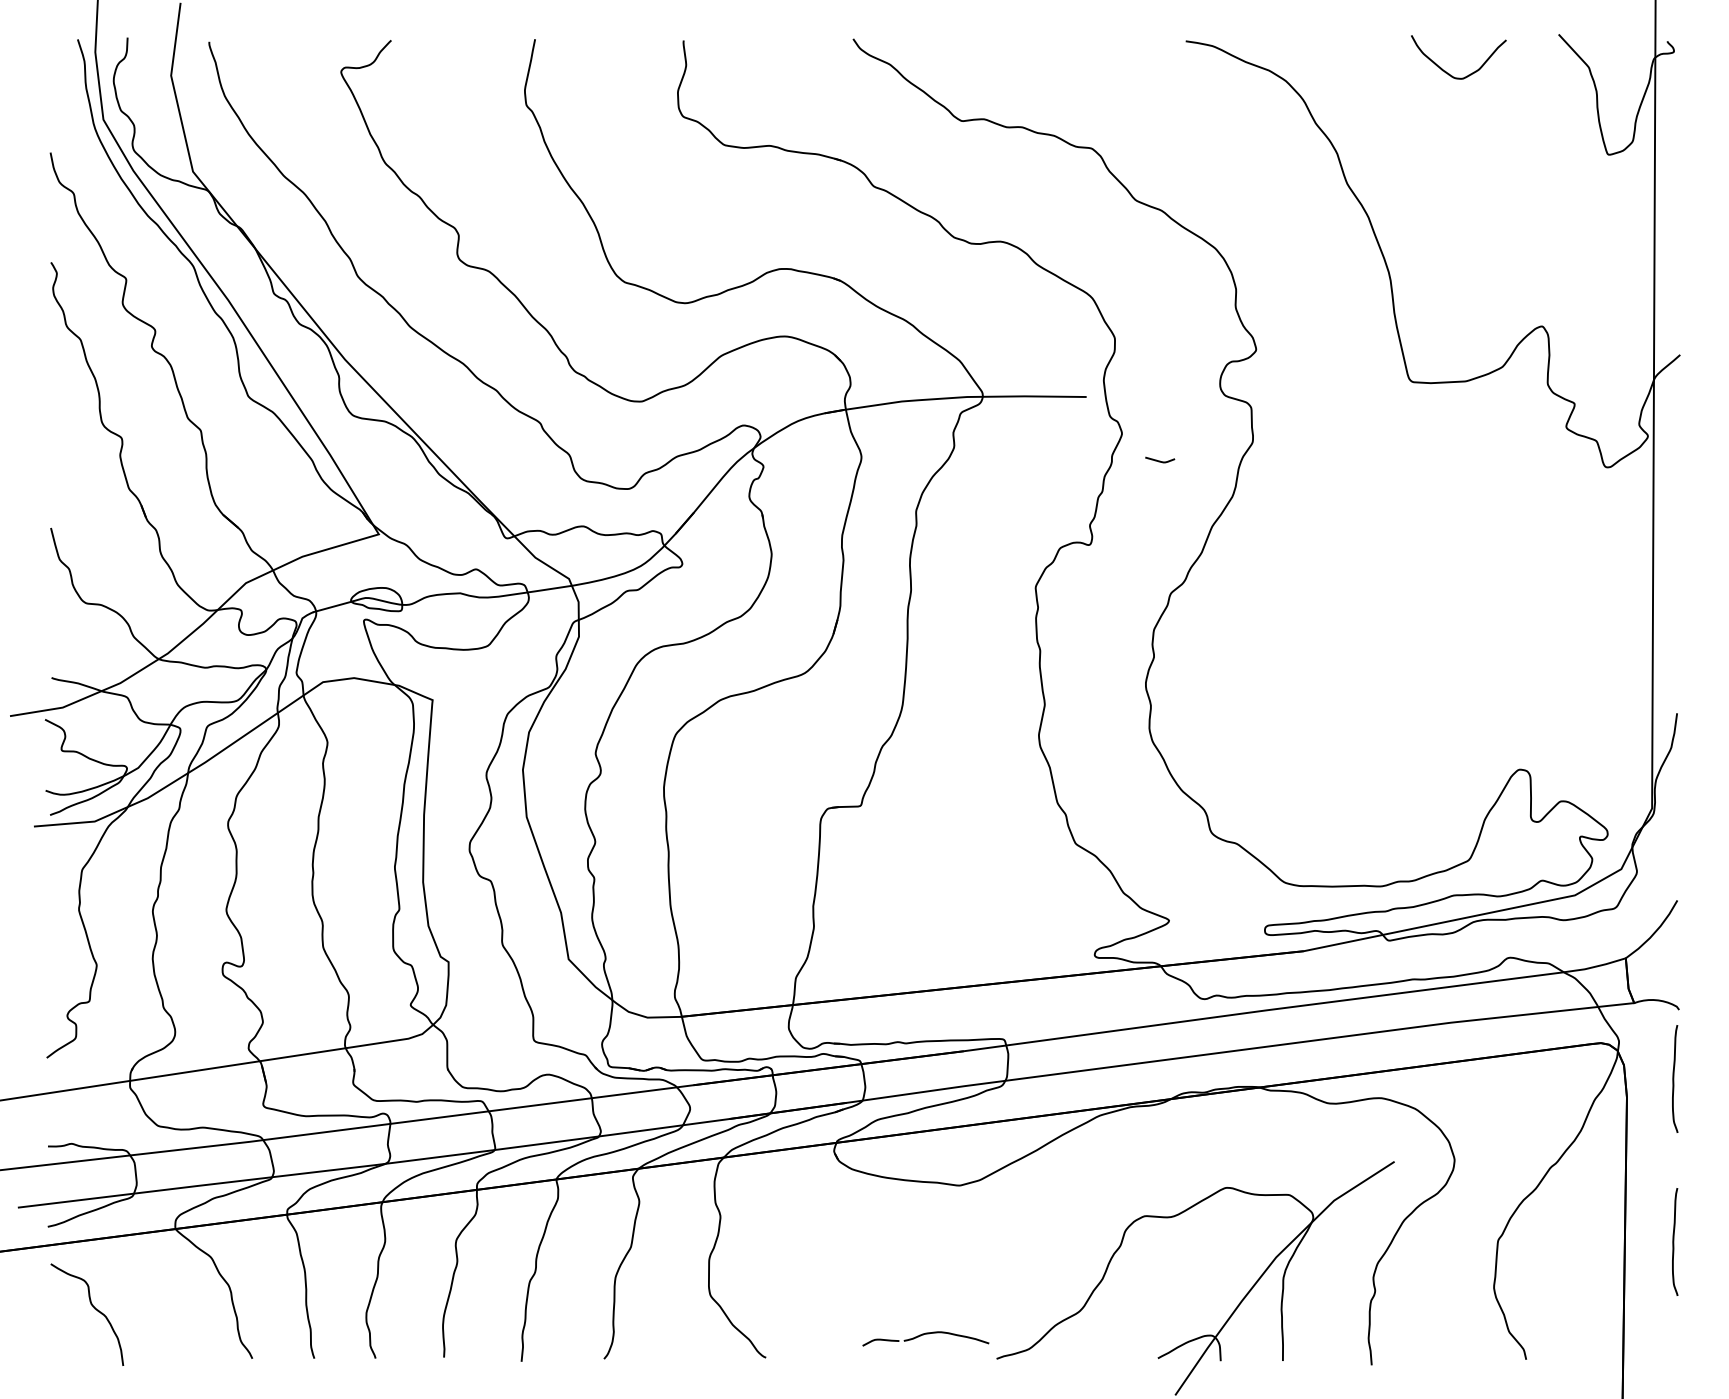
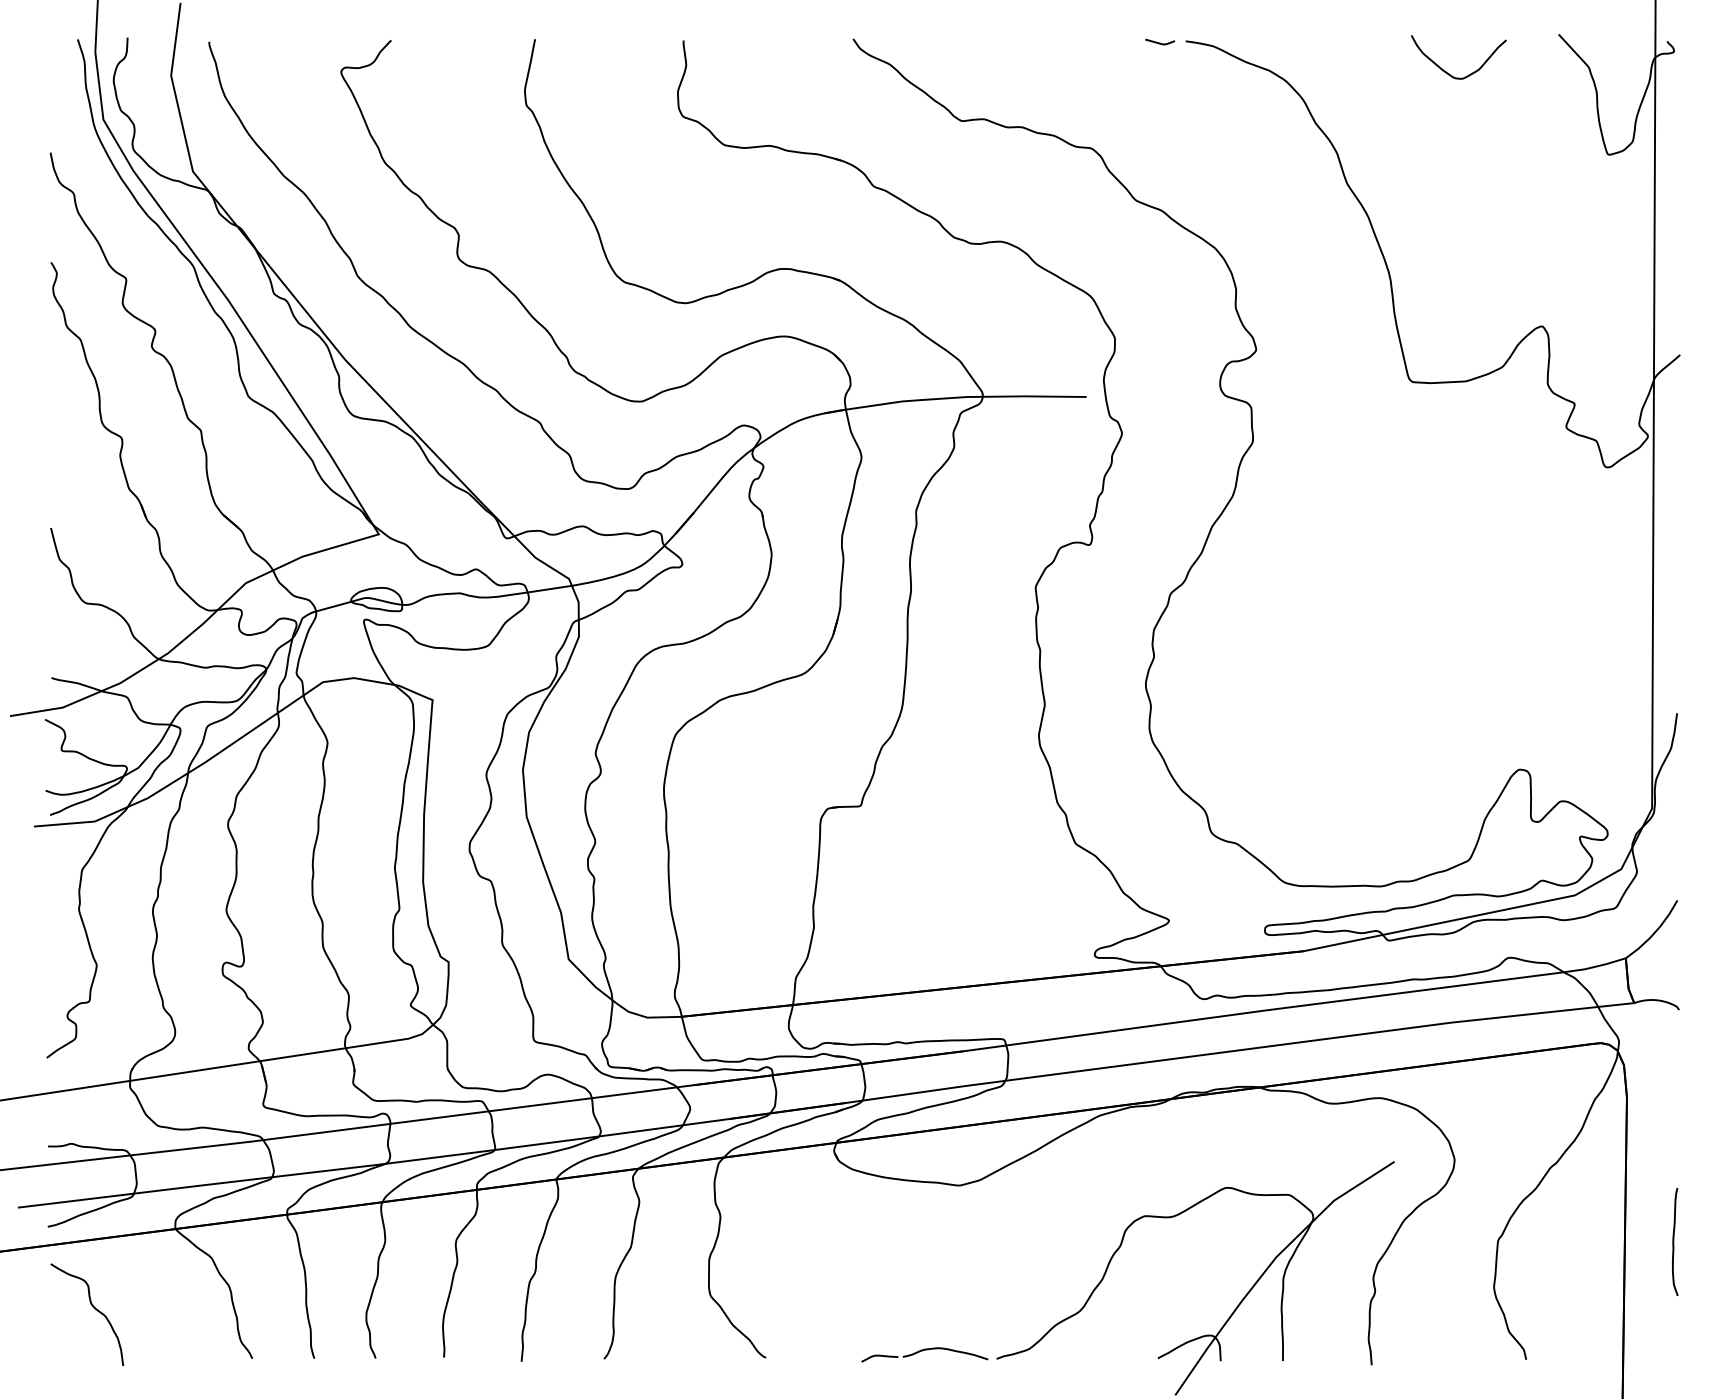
curve position: (1160, 460) -> (1160, 42) (1160, 42)
curve: present -> none (1674, 1078)
part position: (925, 1338) -> (924, 1354) (924, 1354)
